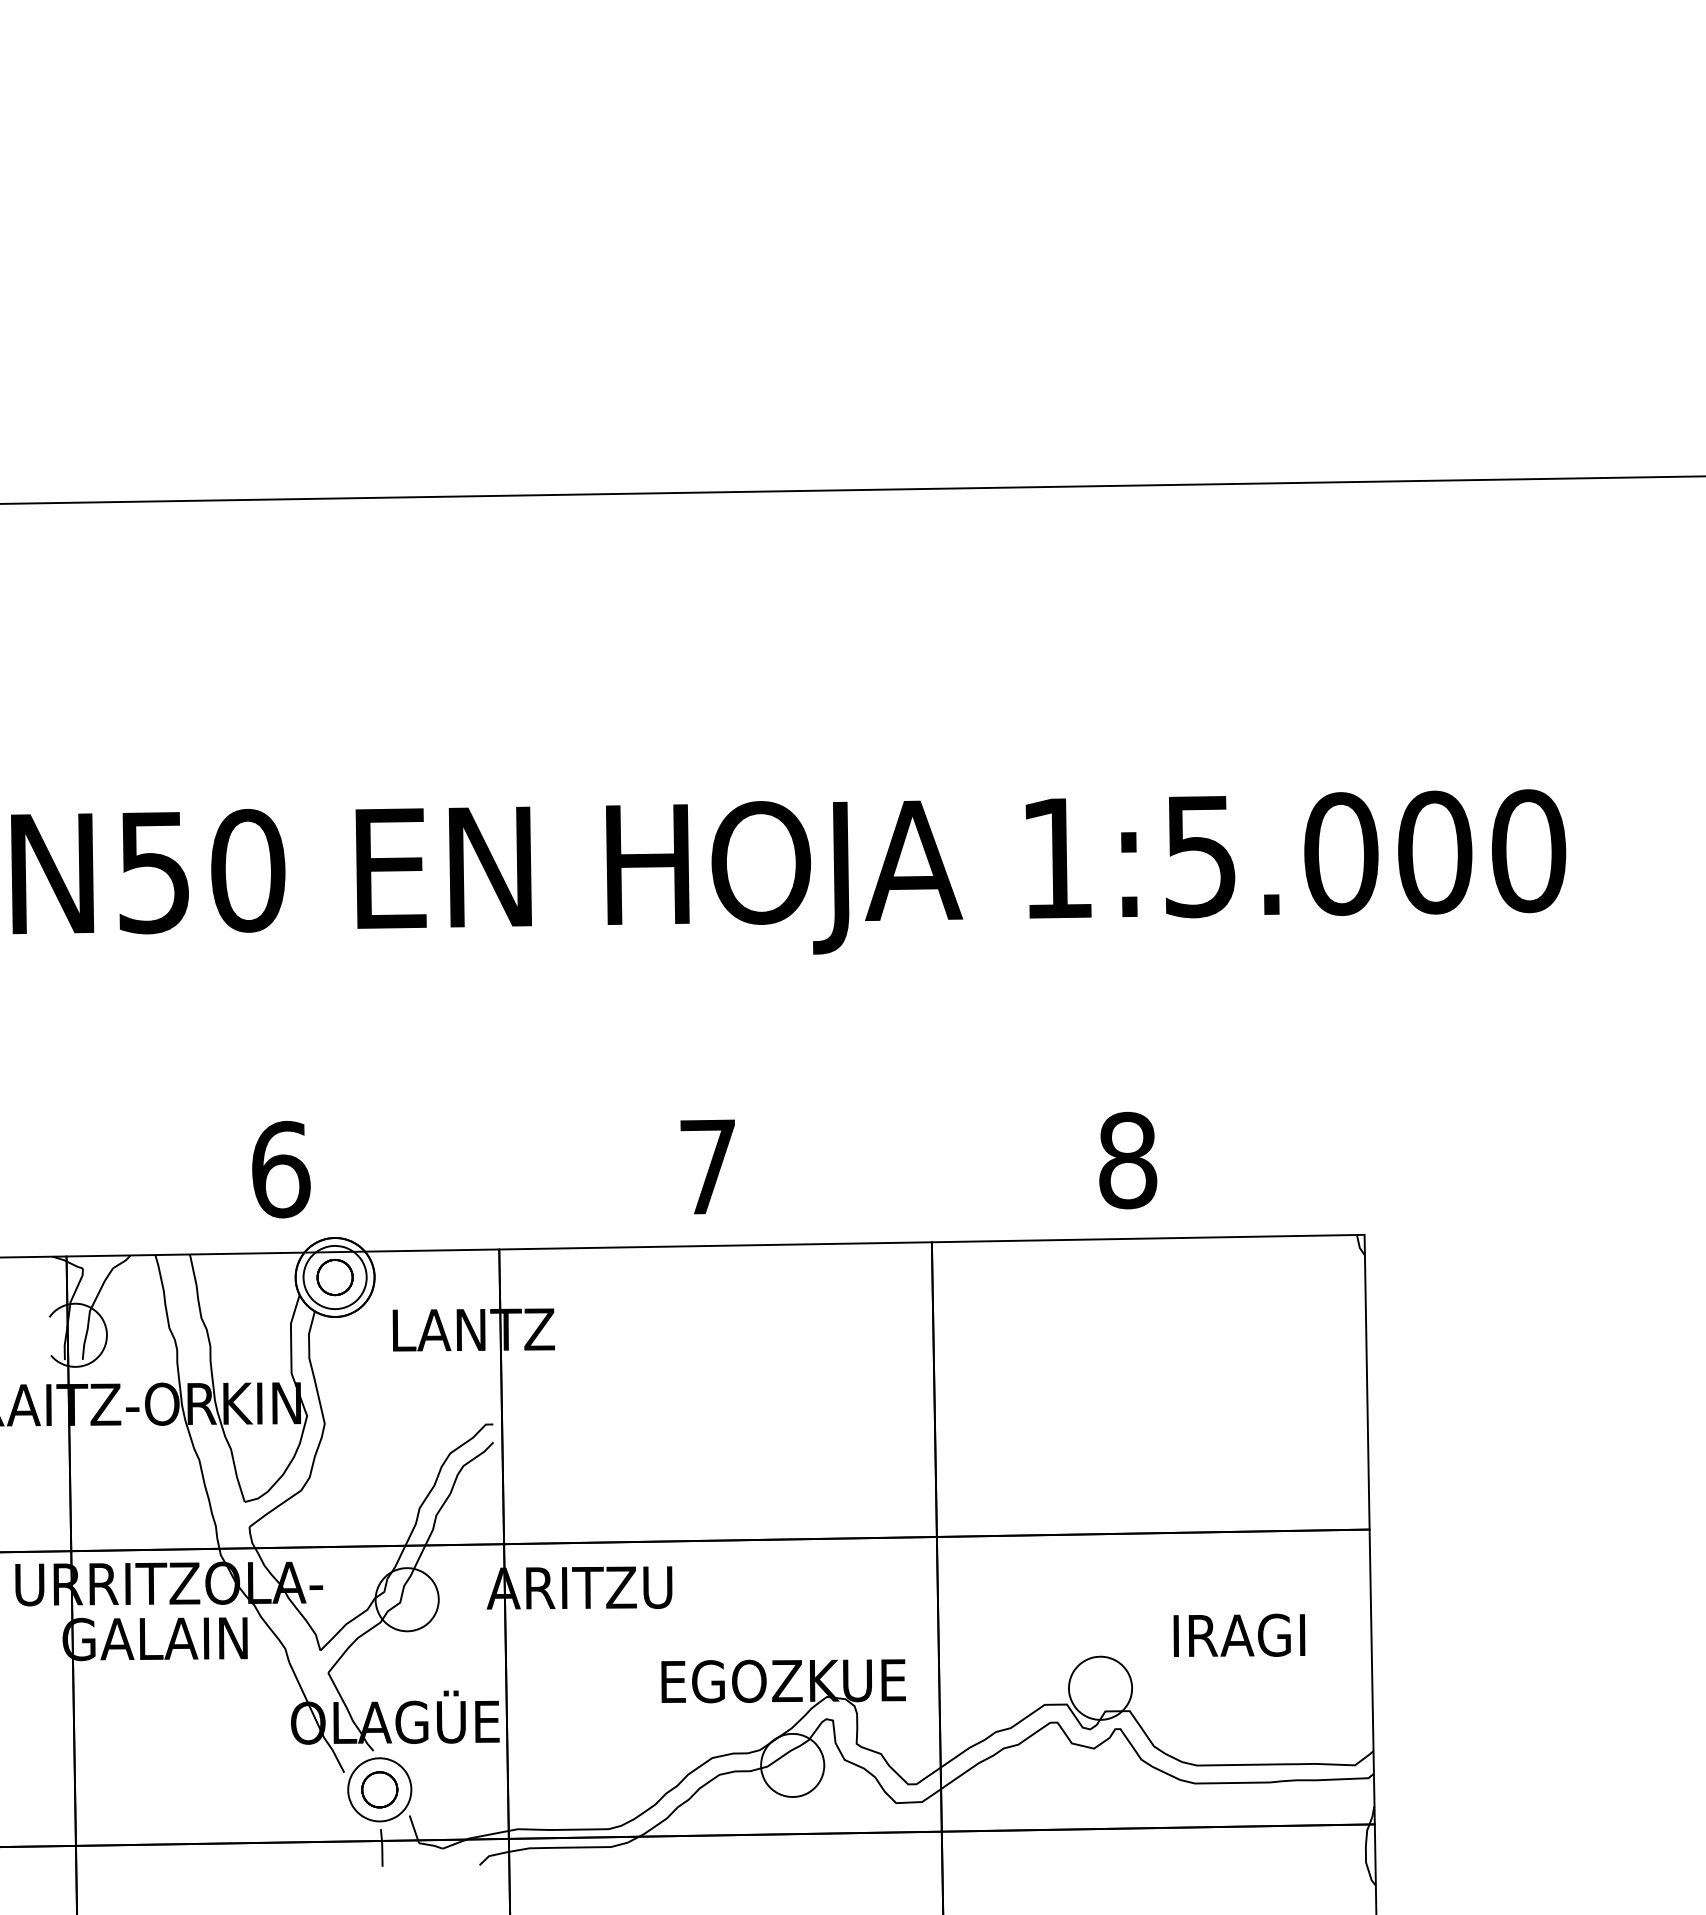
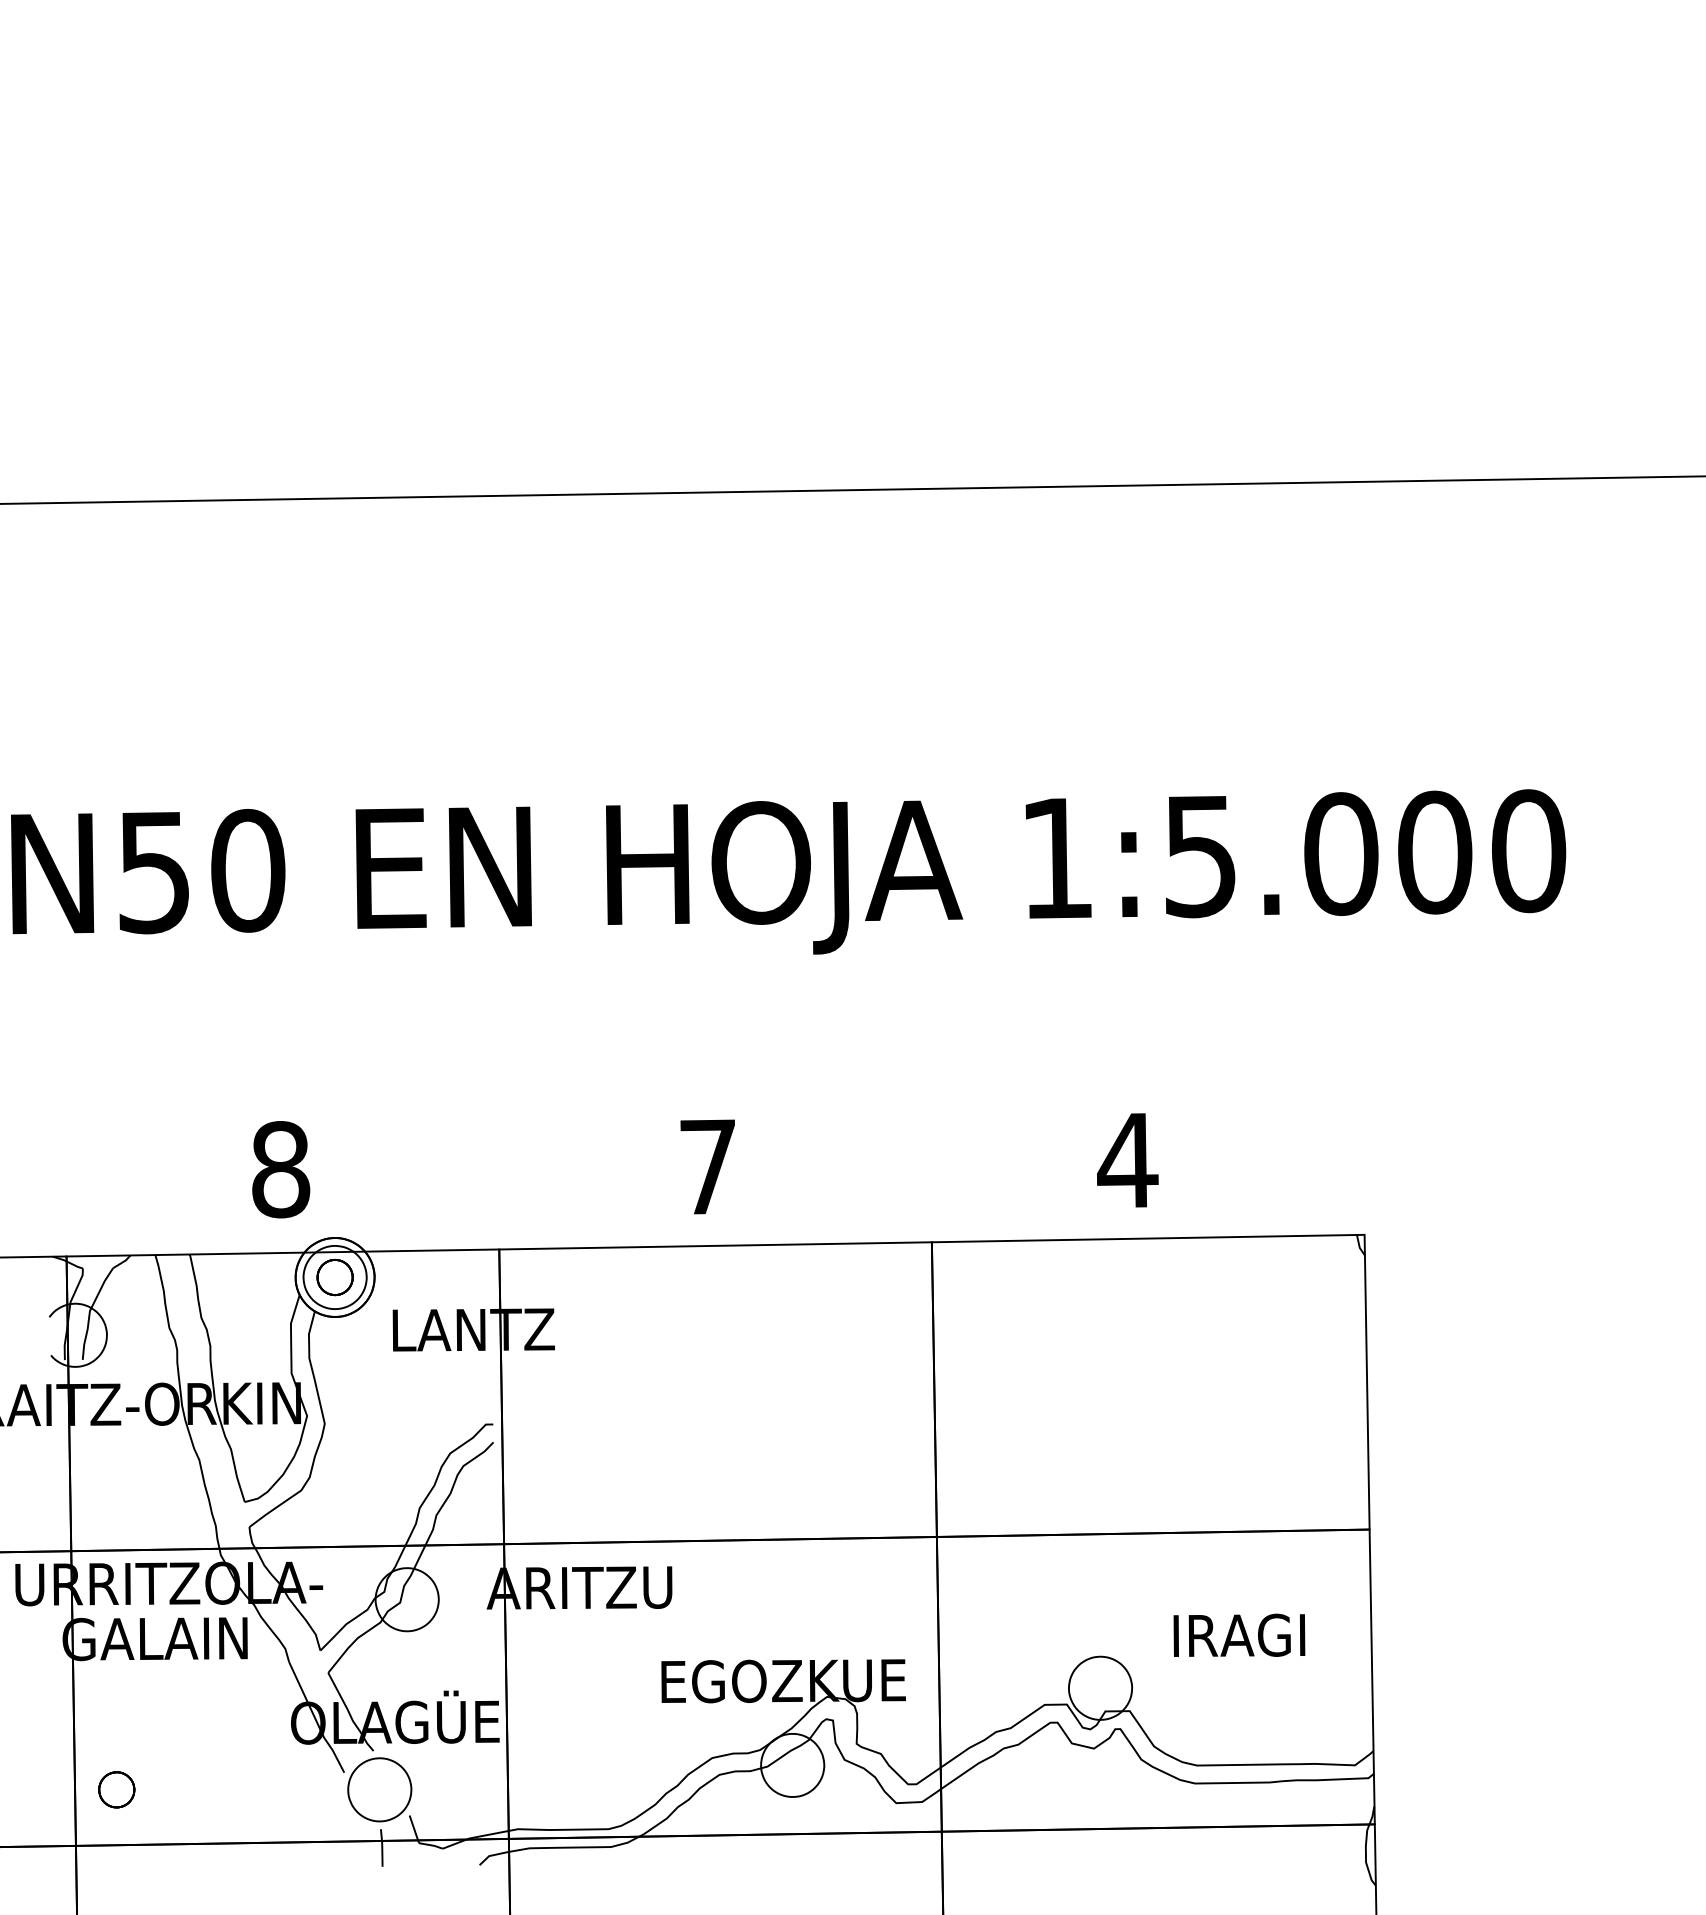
text: 8 -> 4 (1127, 1160)
text: 6 -> 8 (281, 1169)
part position: (379, 1789) -> (116, 1789) (116, 1789)
